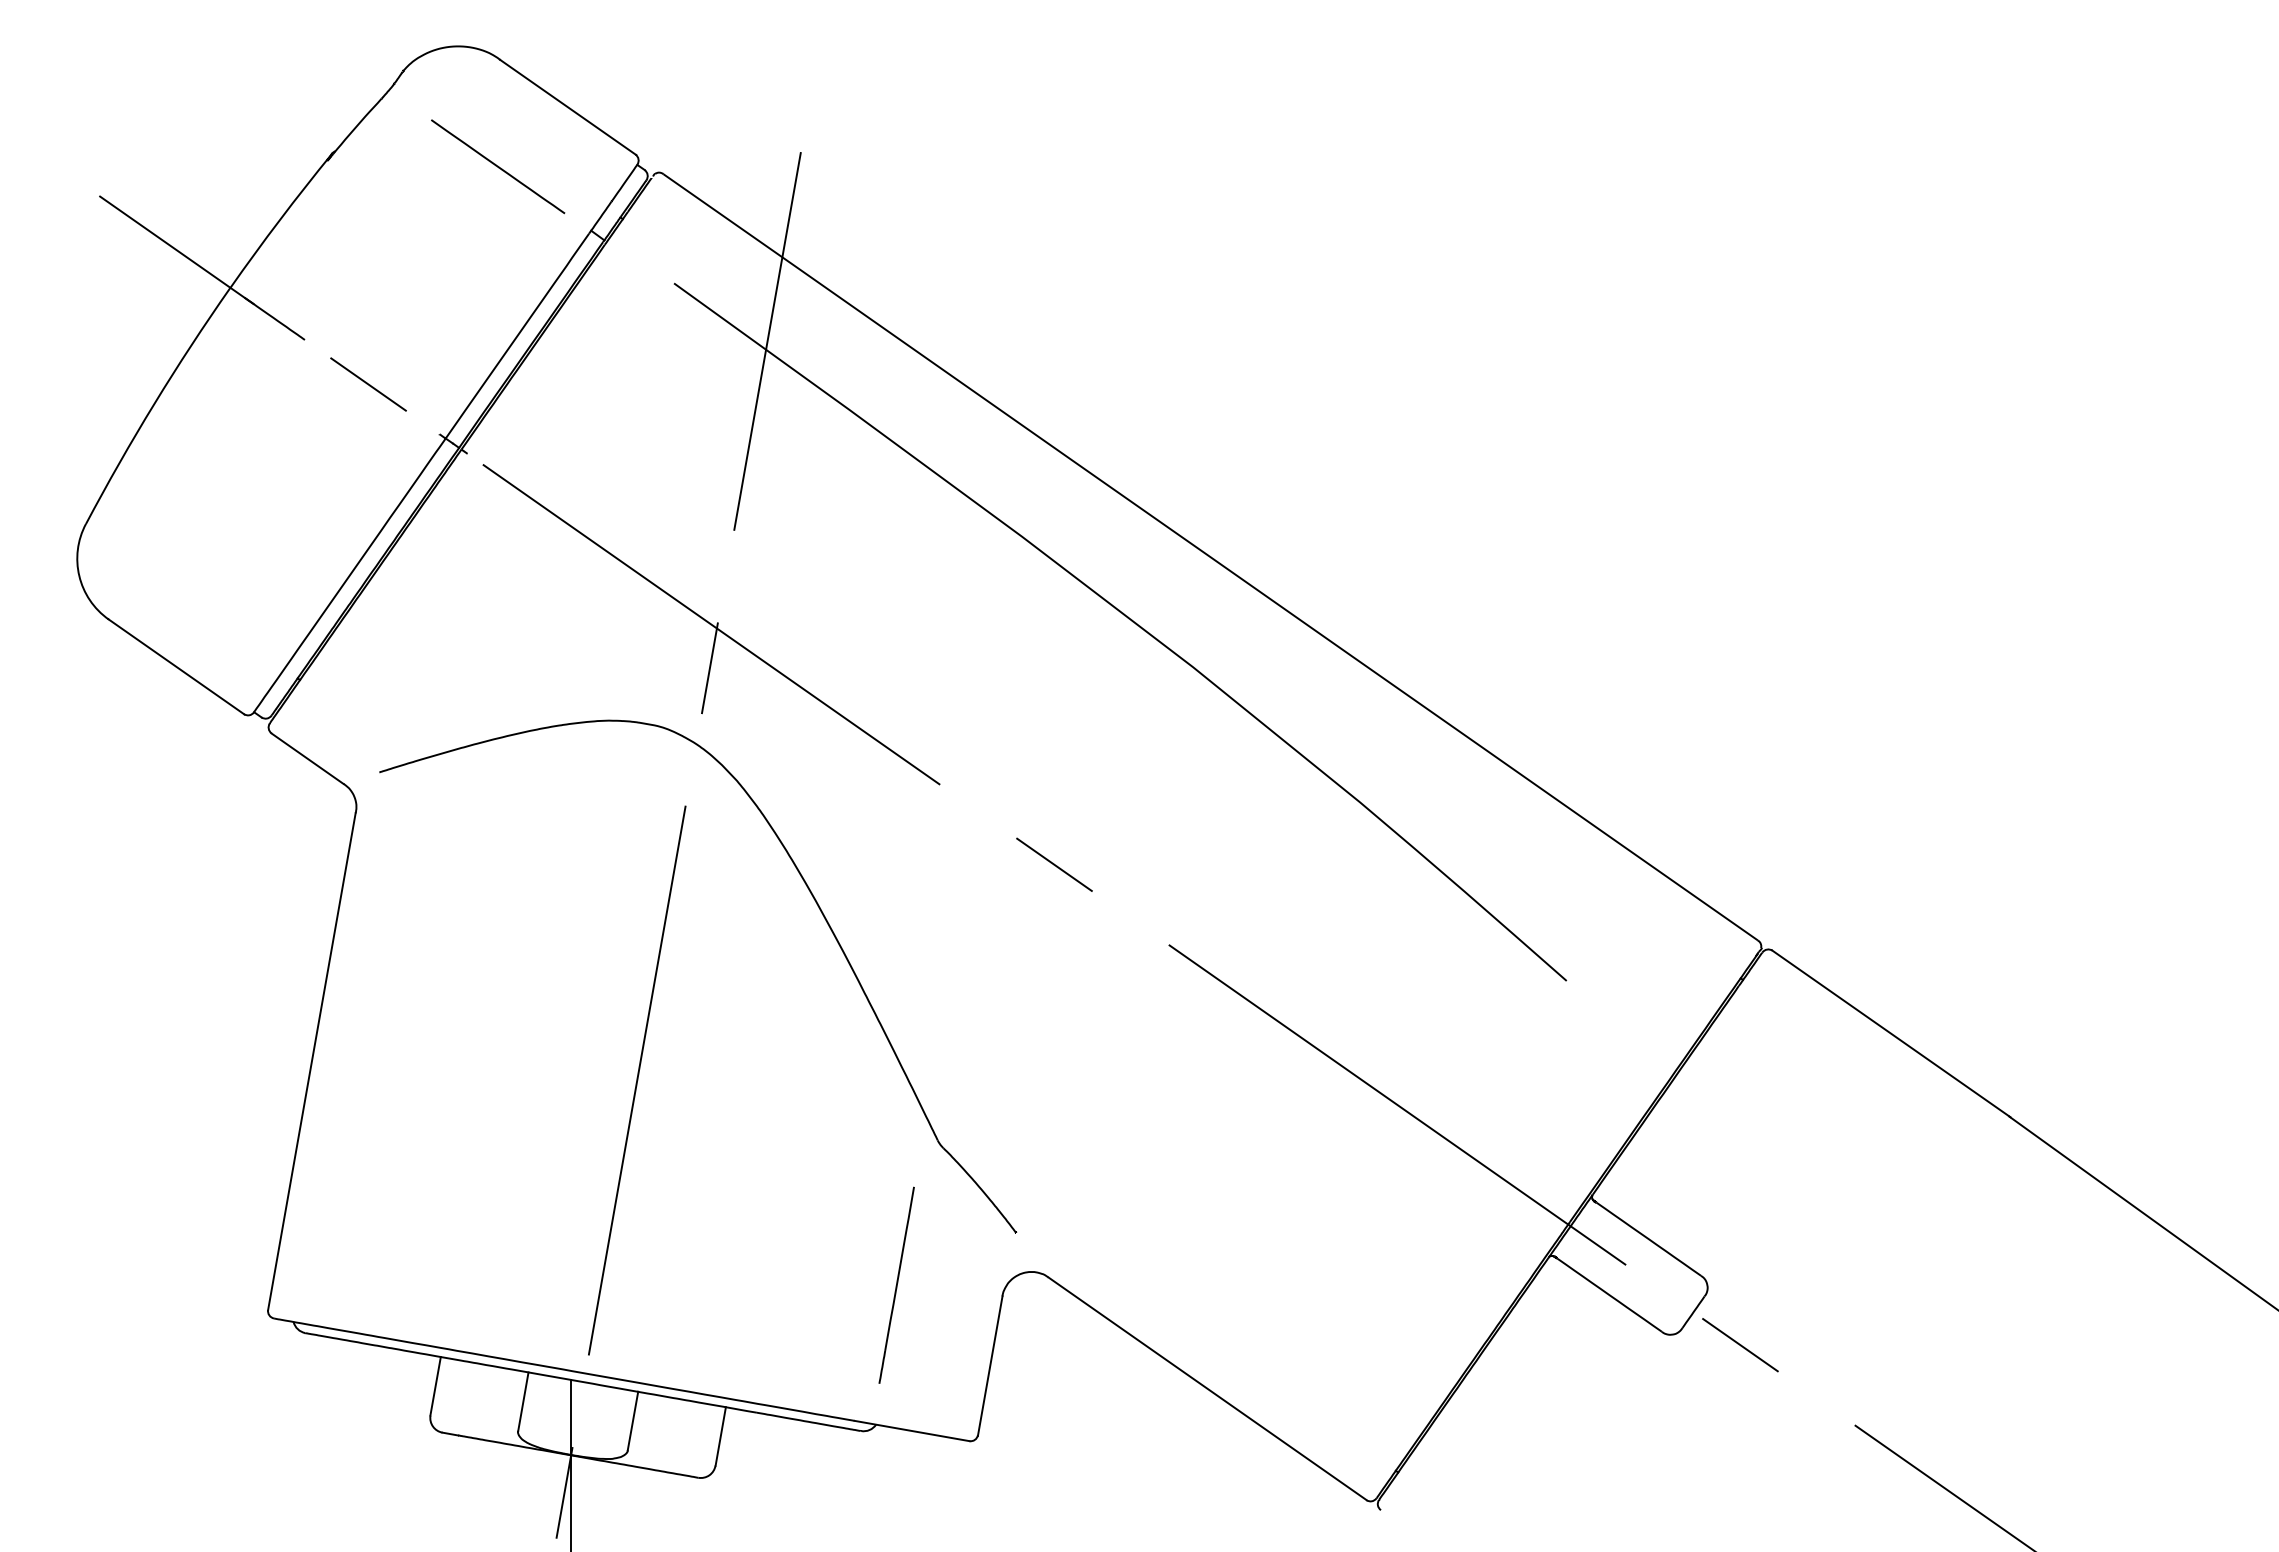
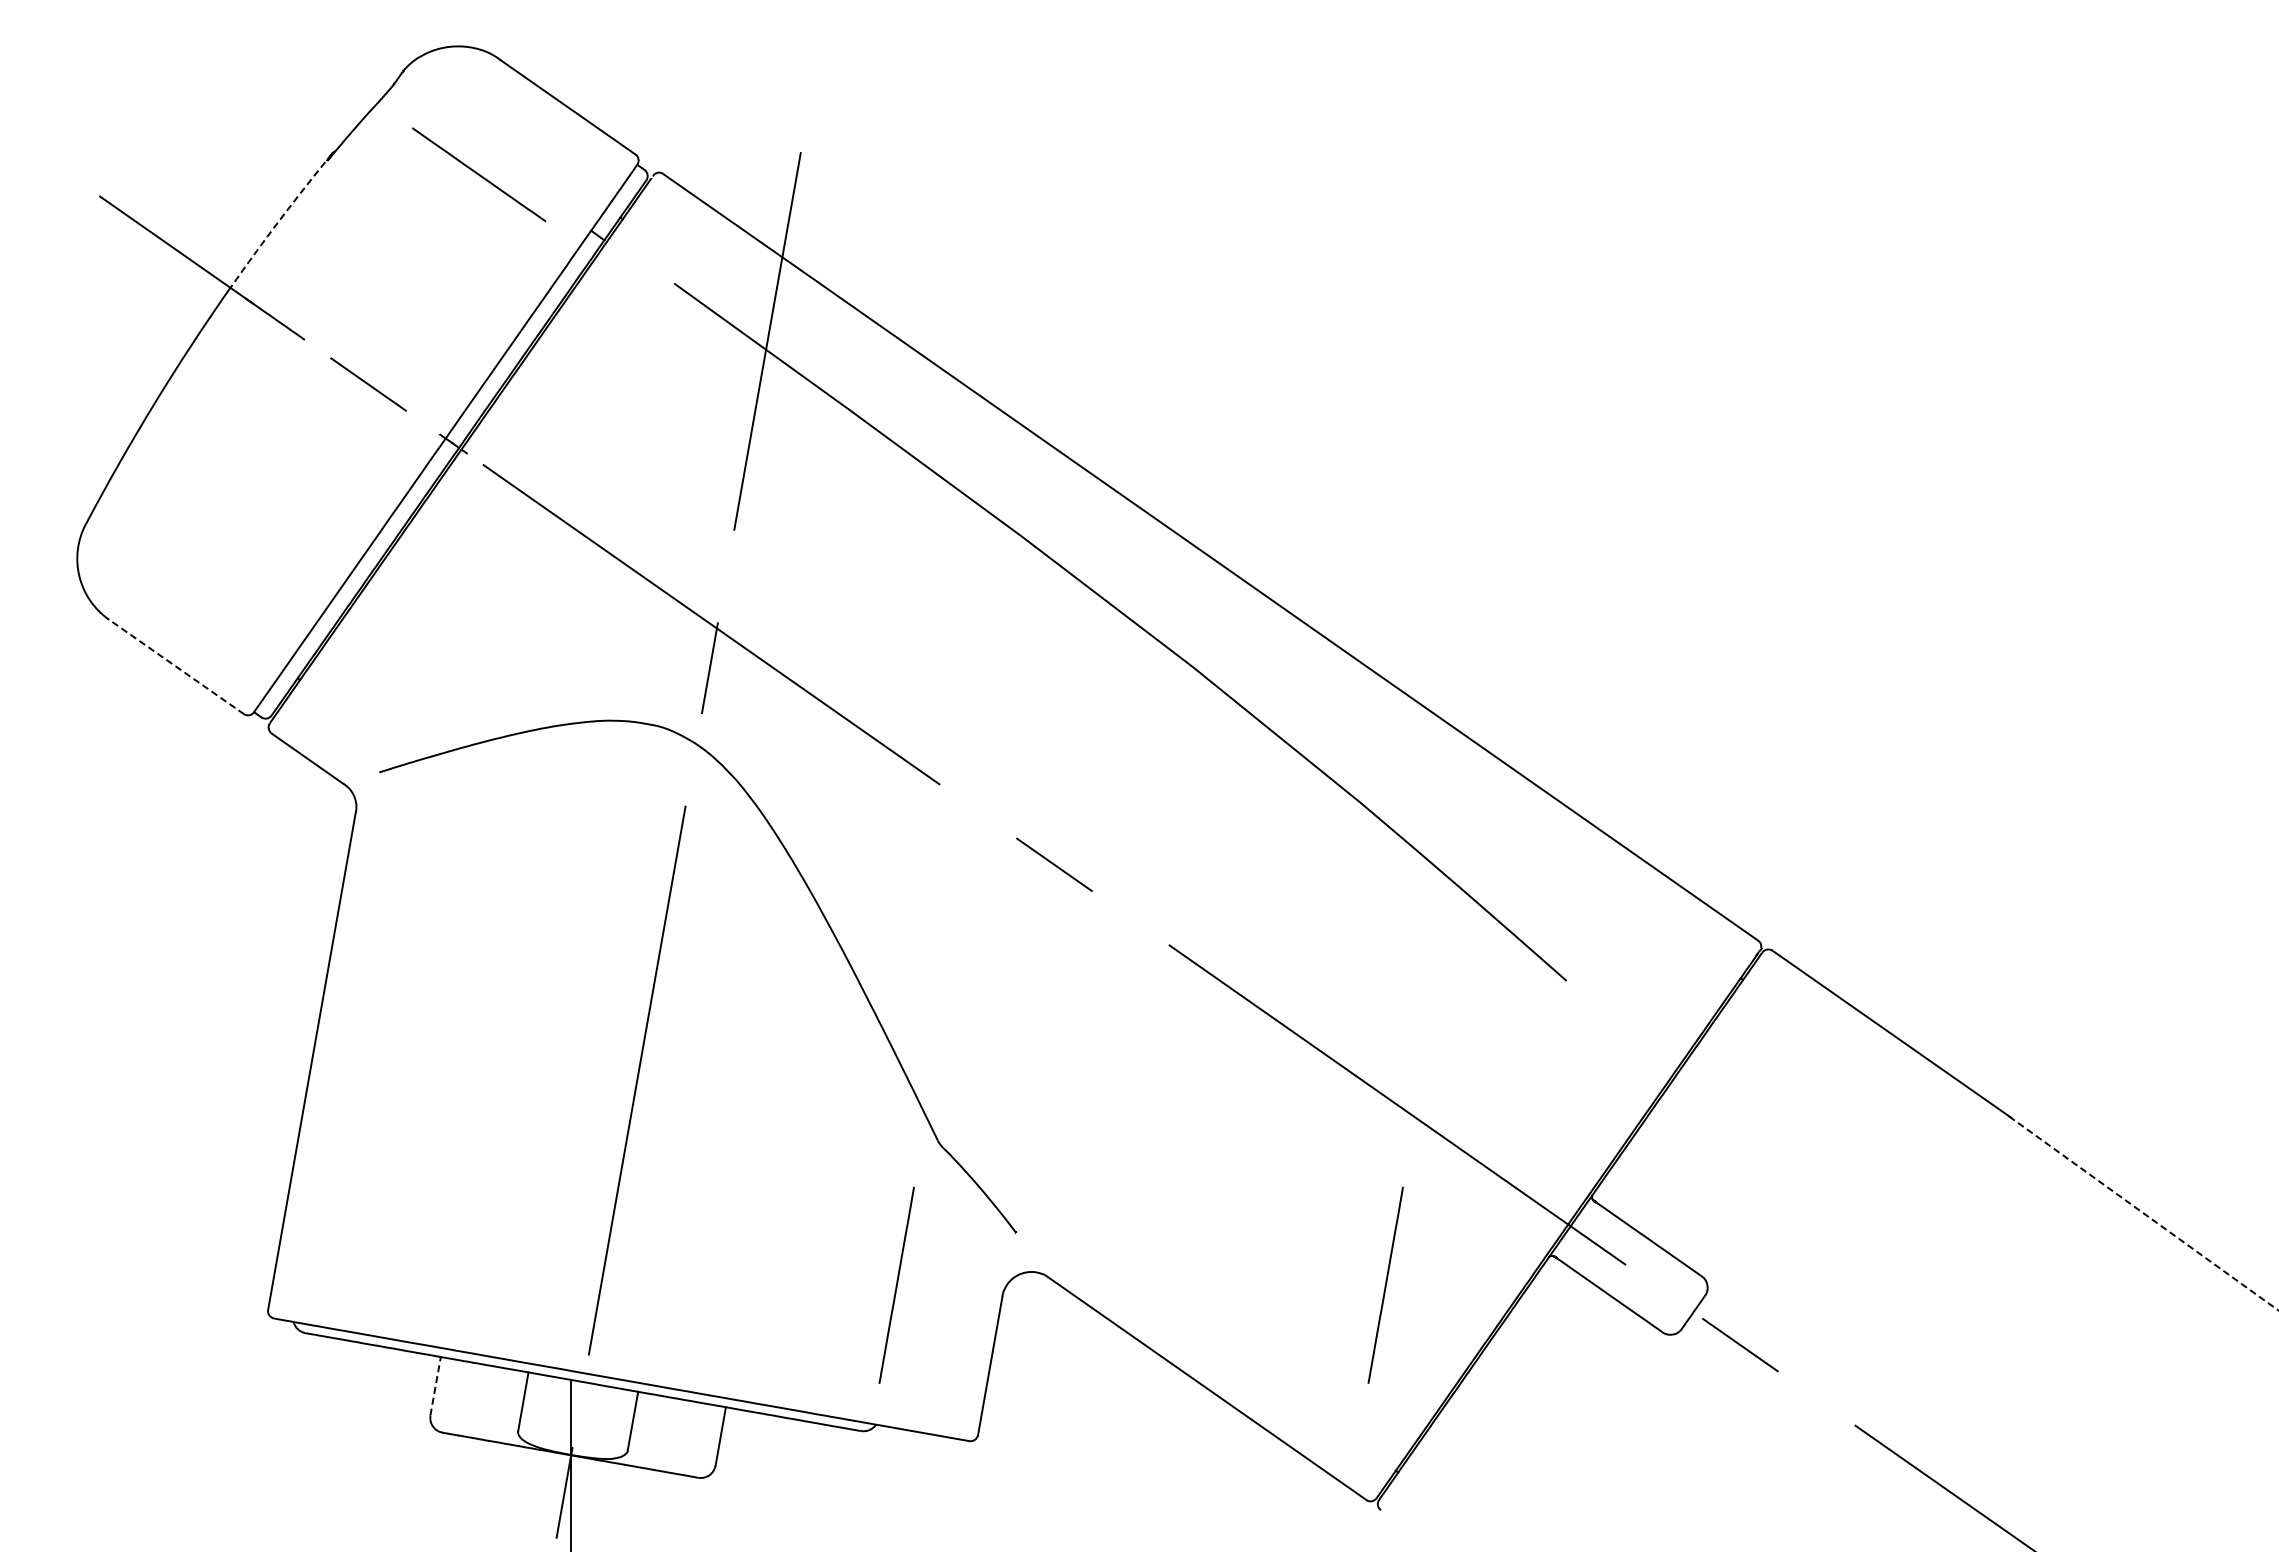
line position: (498, 166) -> (479, 174) (479, 174)
arc: solid -> dashed (280, 219)
line: solid -> dashed (176, 666)
line: solid -> dashed (2143, 1213)
line: none -> present (1385, 1284)
line: solid -> dashed (435, 1386)
